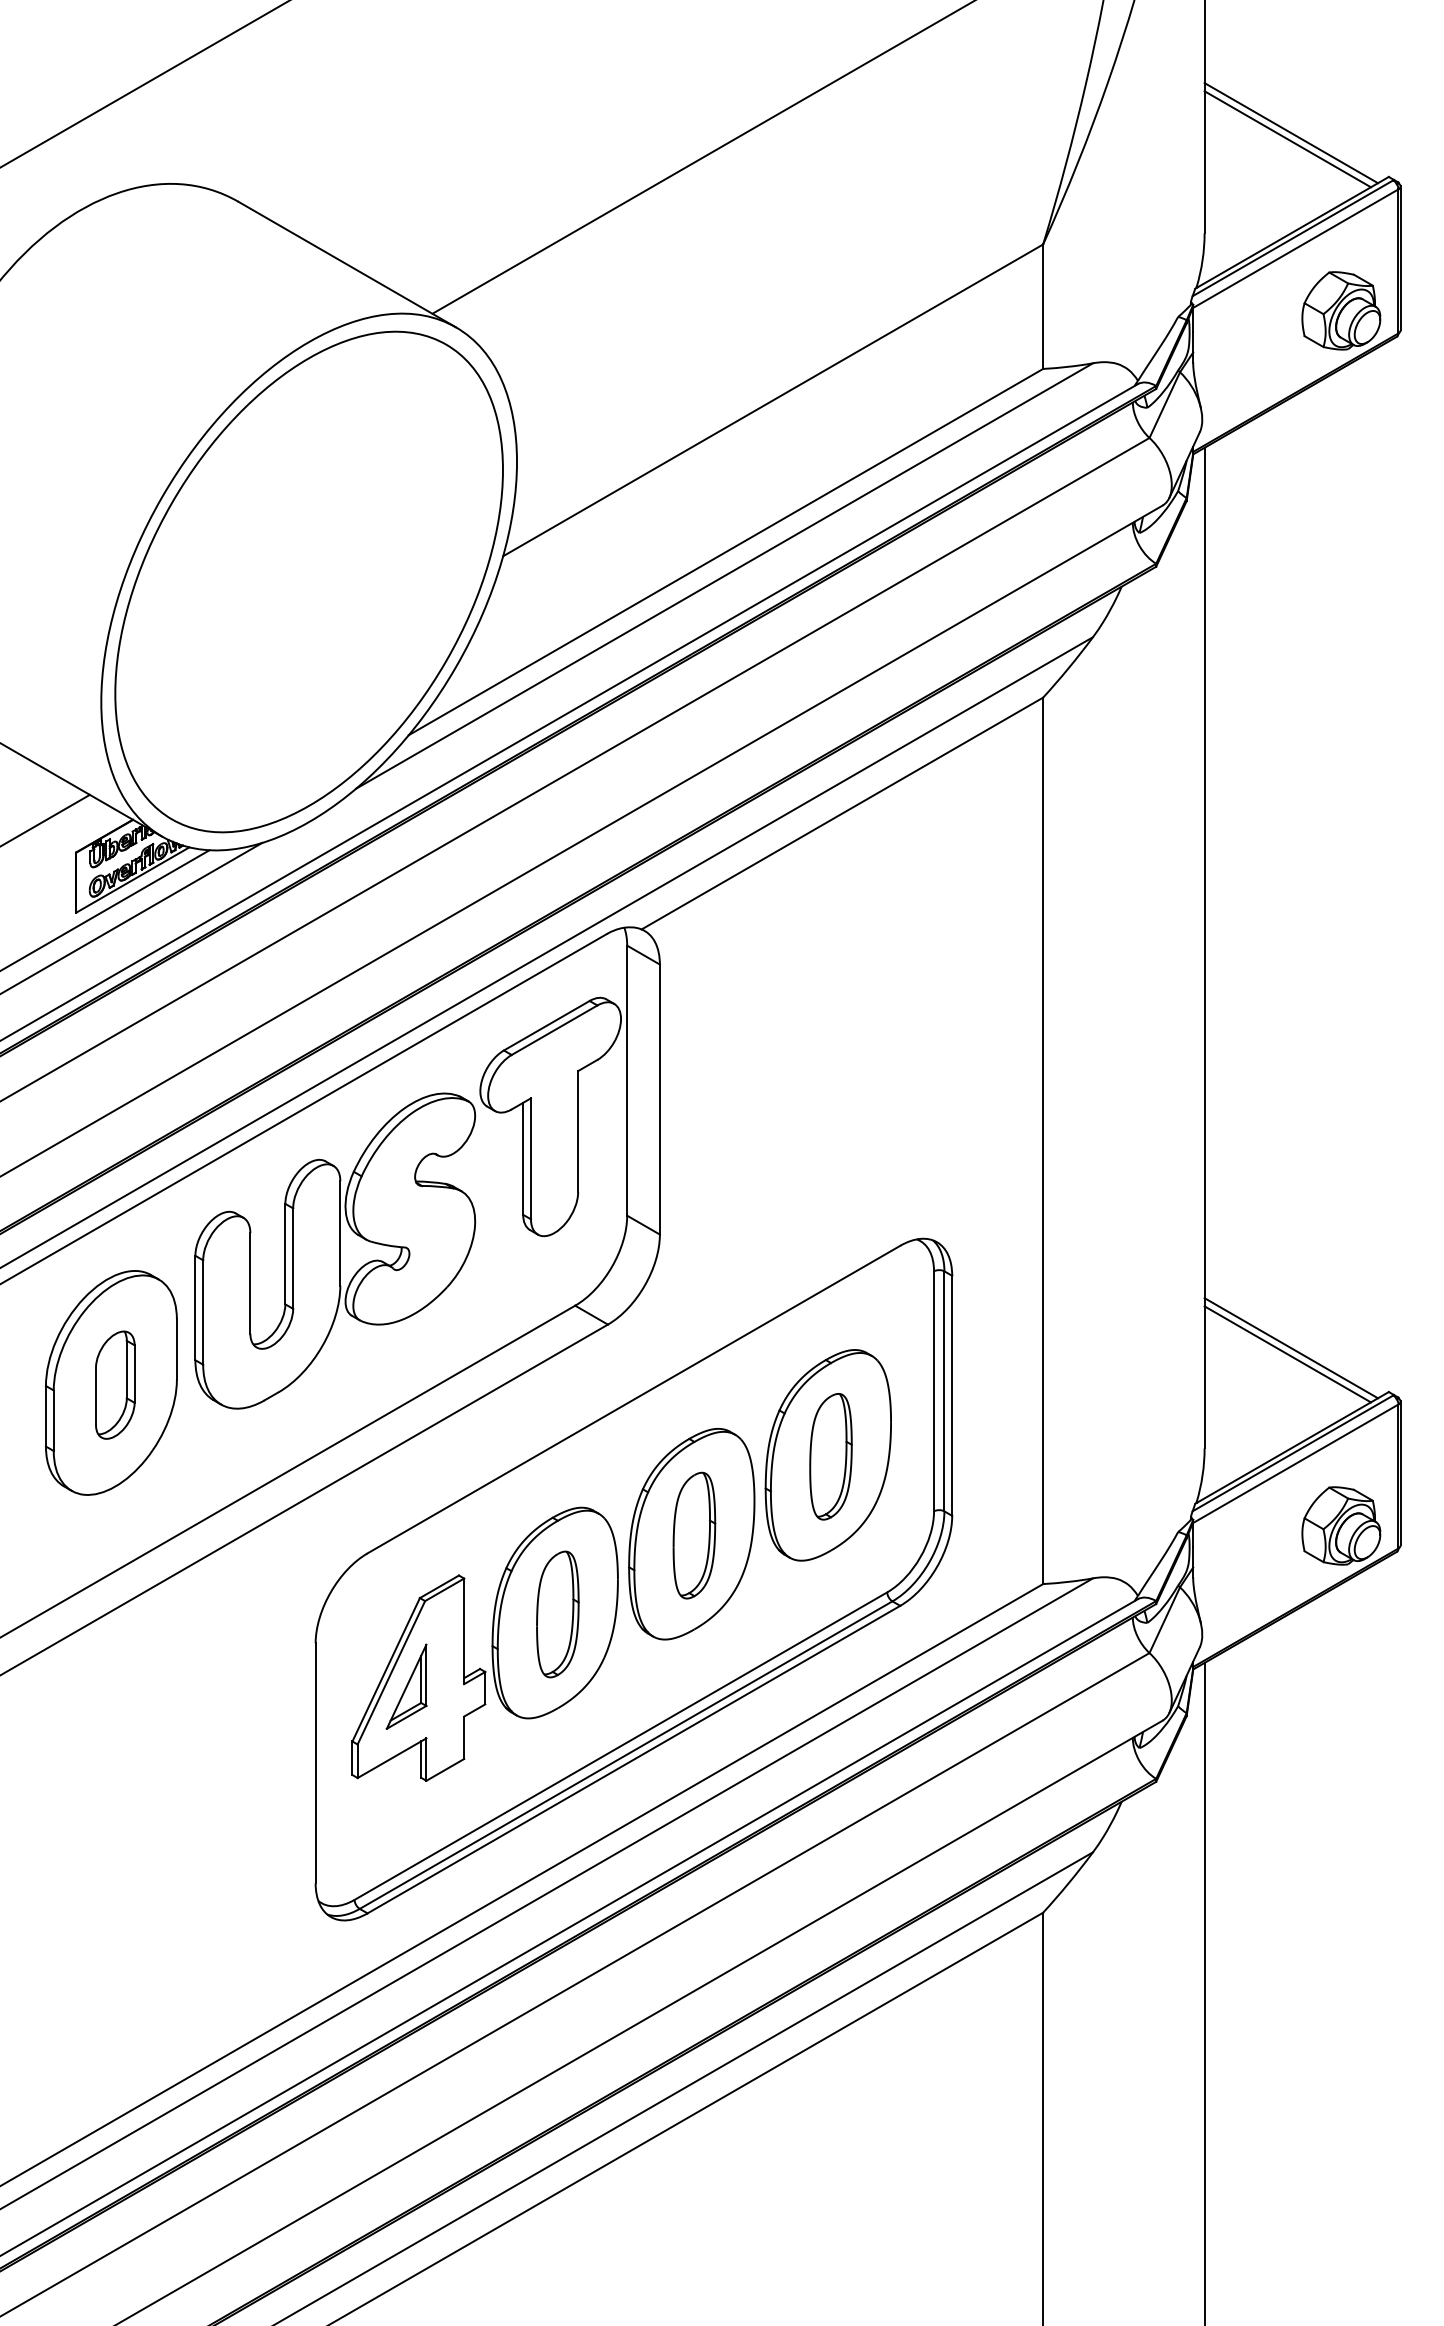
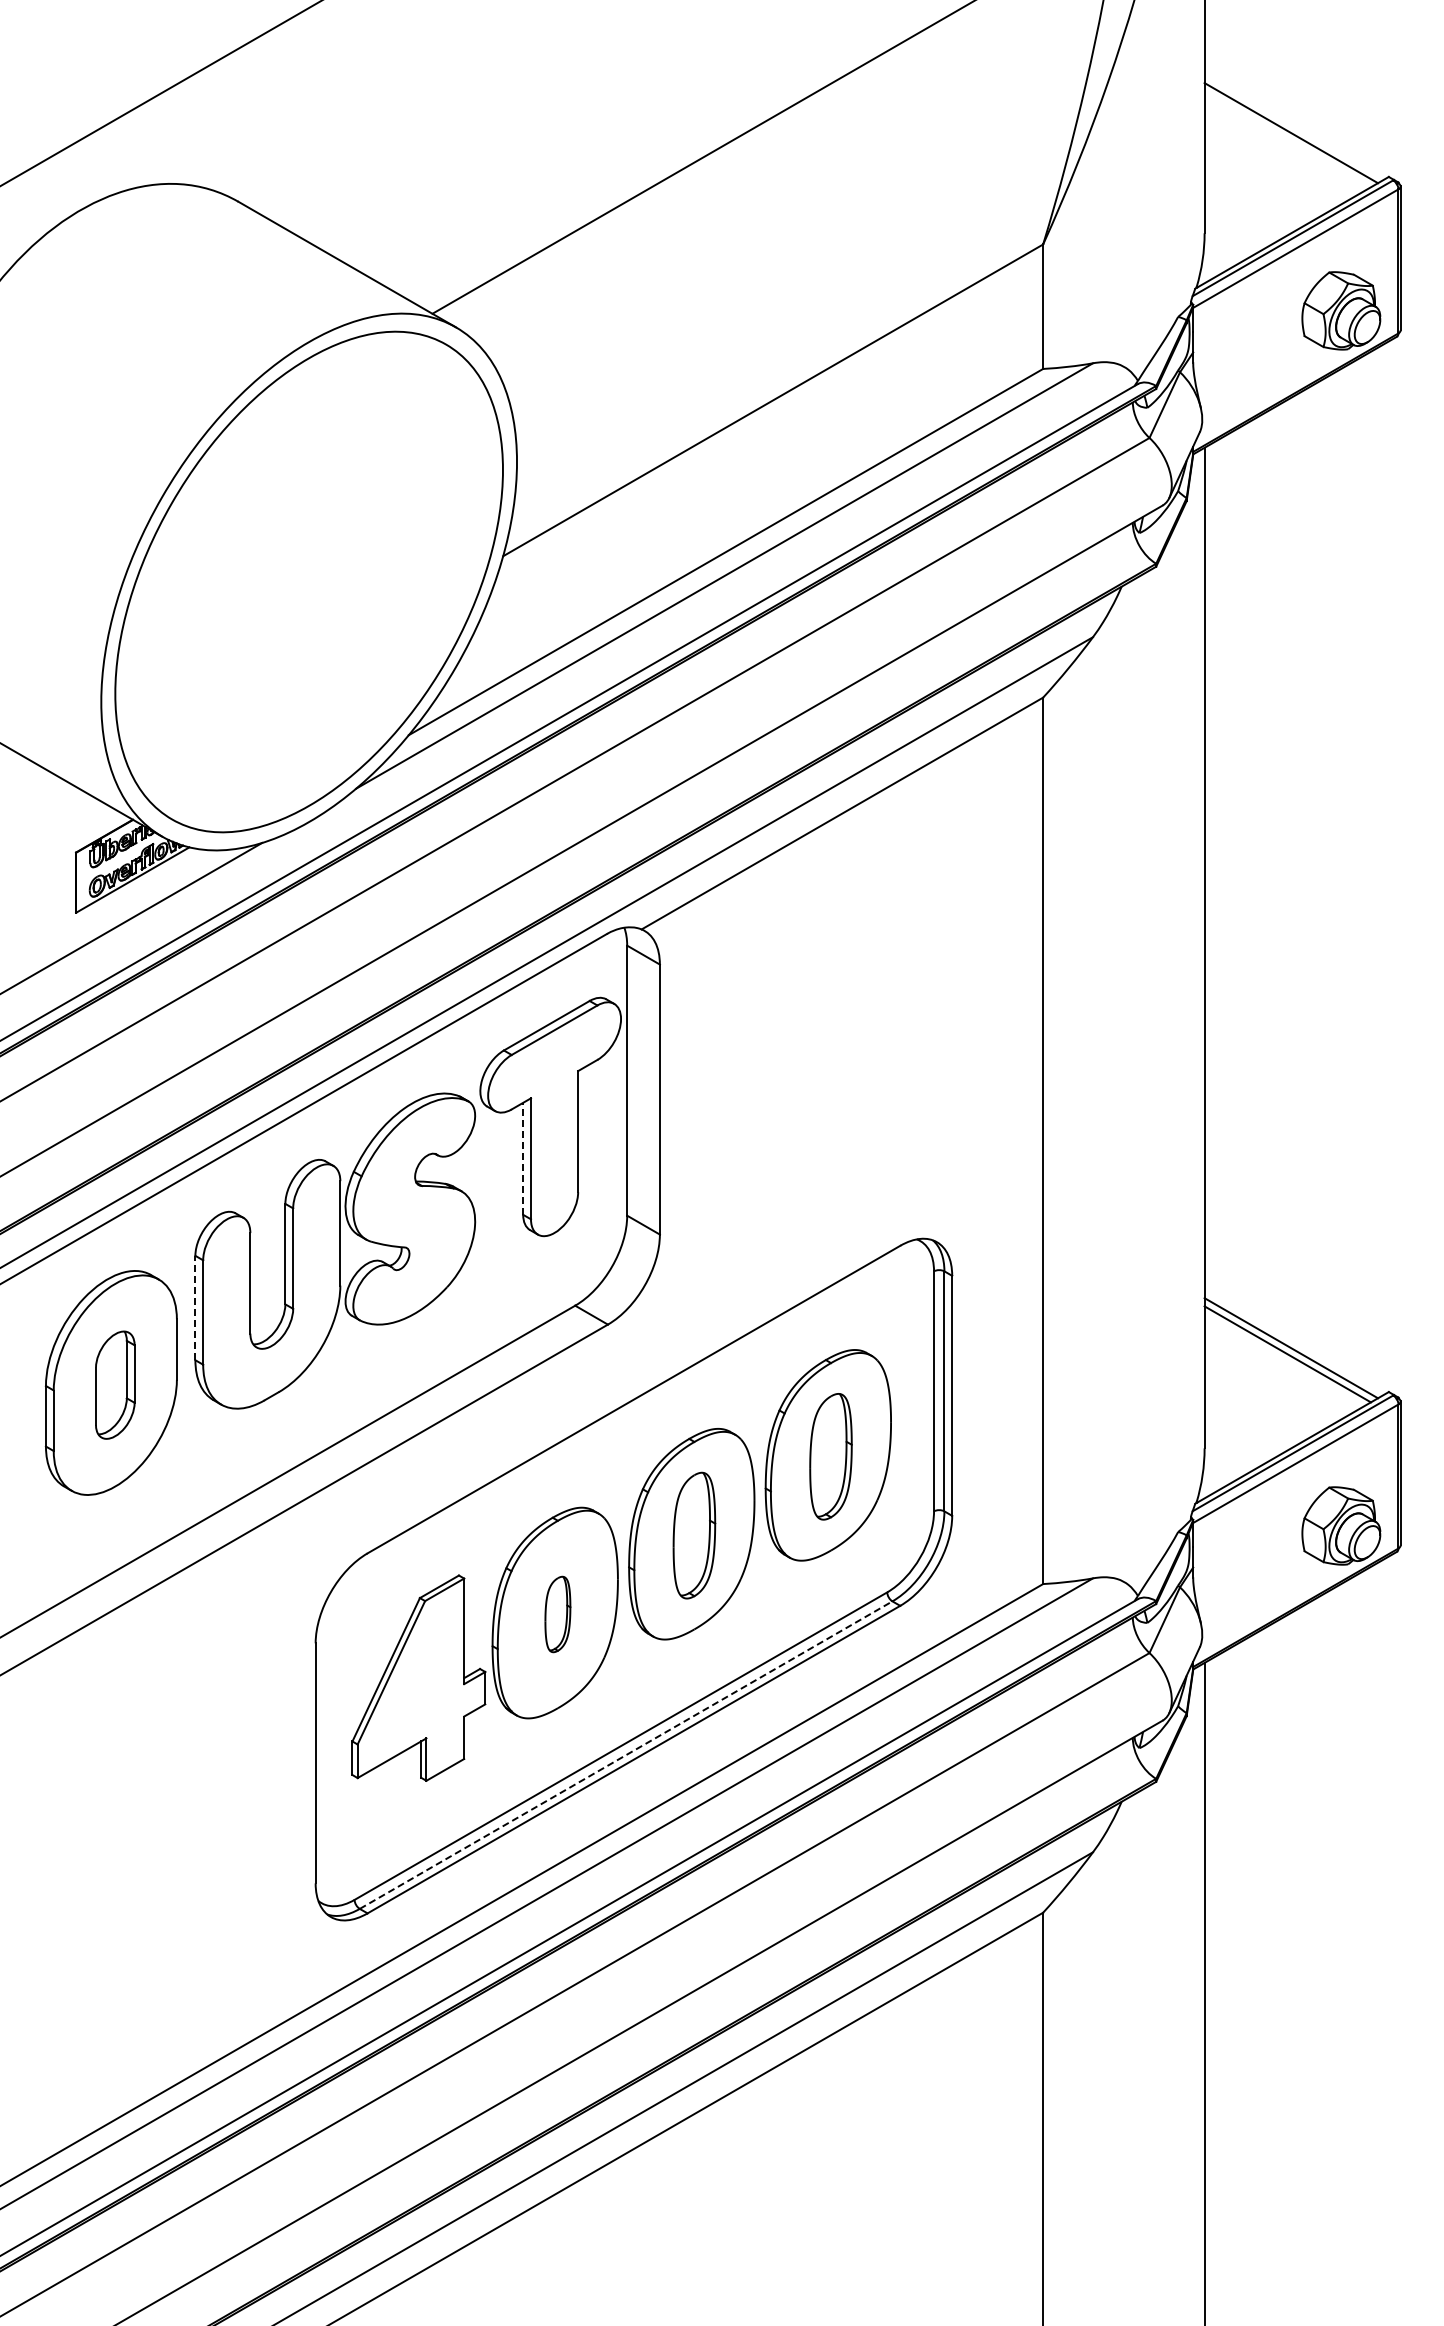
line position: (144, 84) -> (160, 93) (160, 93)
line: present -> none (1287, 139)
line: present -> none (45, 819)
line: present -> none (105, 909)
line: solid -> dashed (523, 1158)
line: solid -> dashed (195, 1307)
part size: 44x129 px -> 28x79 px (557, 1614)
part: present -> none (406, 1686)
line: solid -> dashed (626, 1755)
